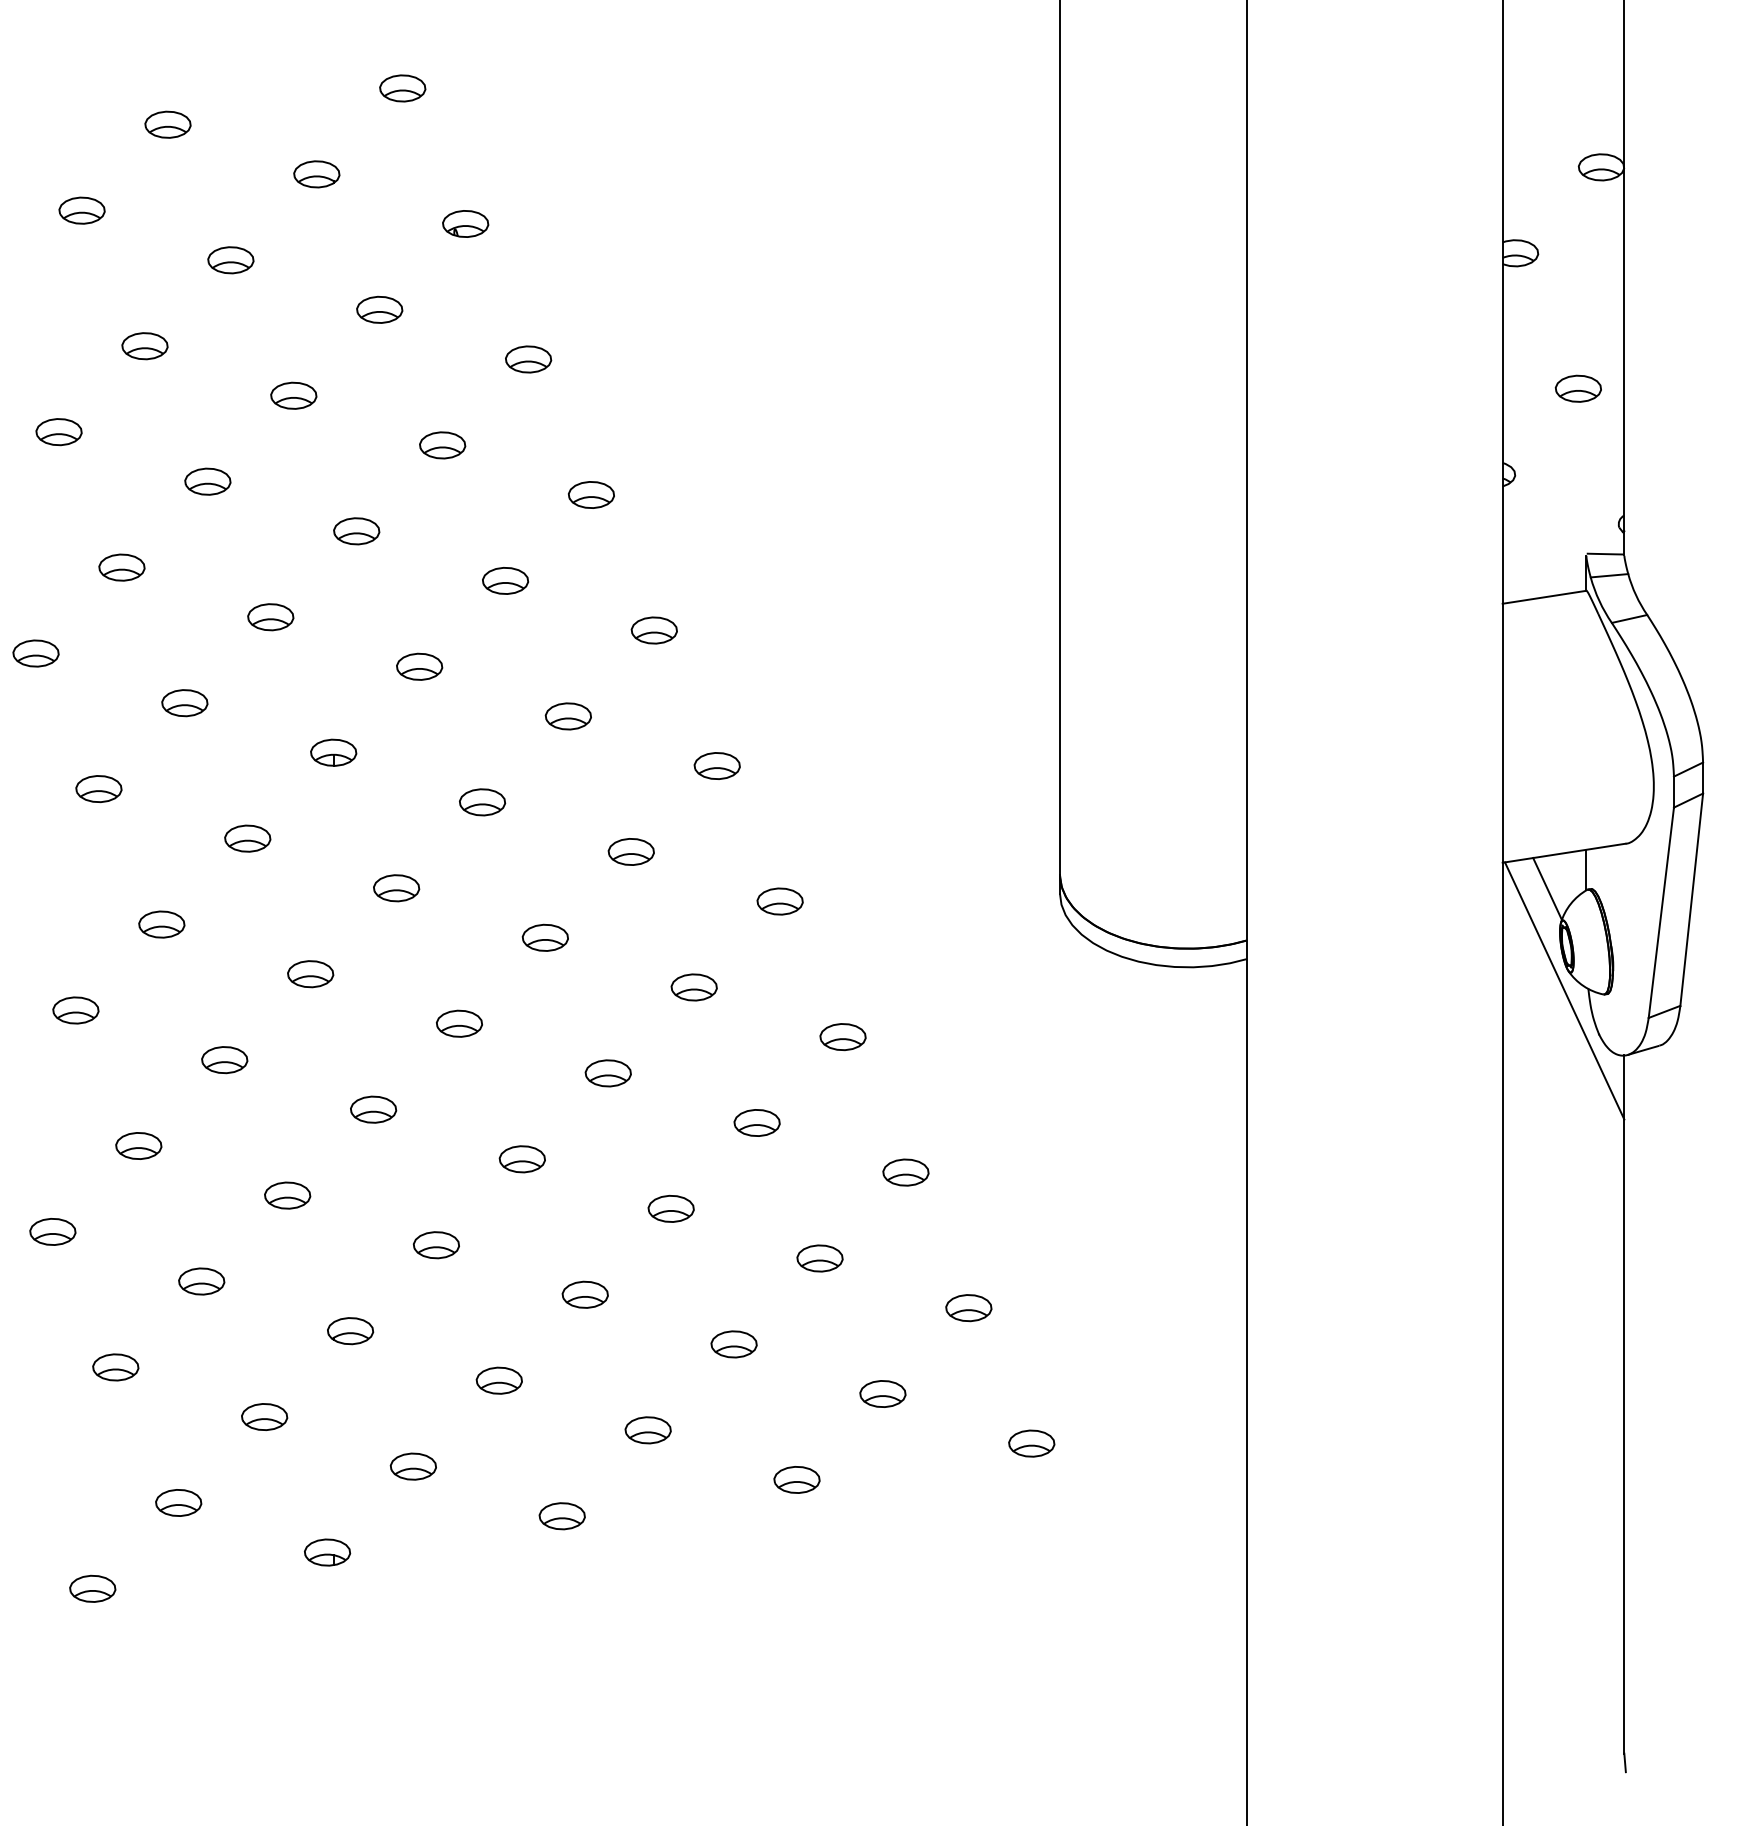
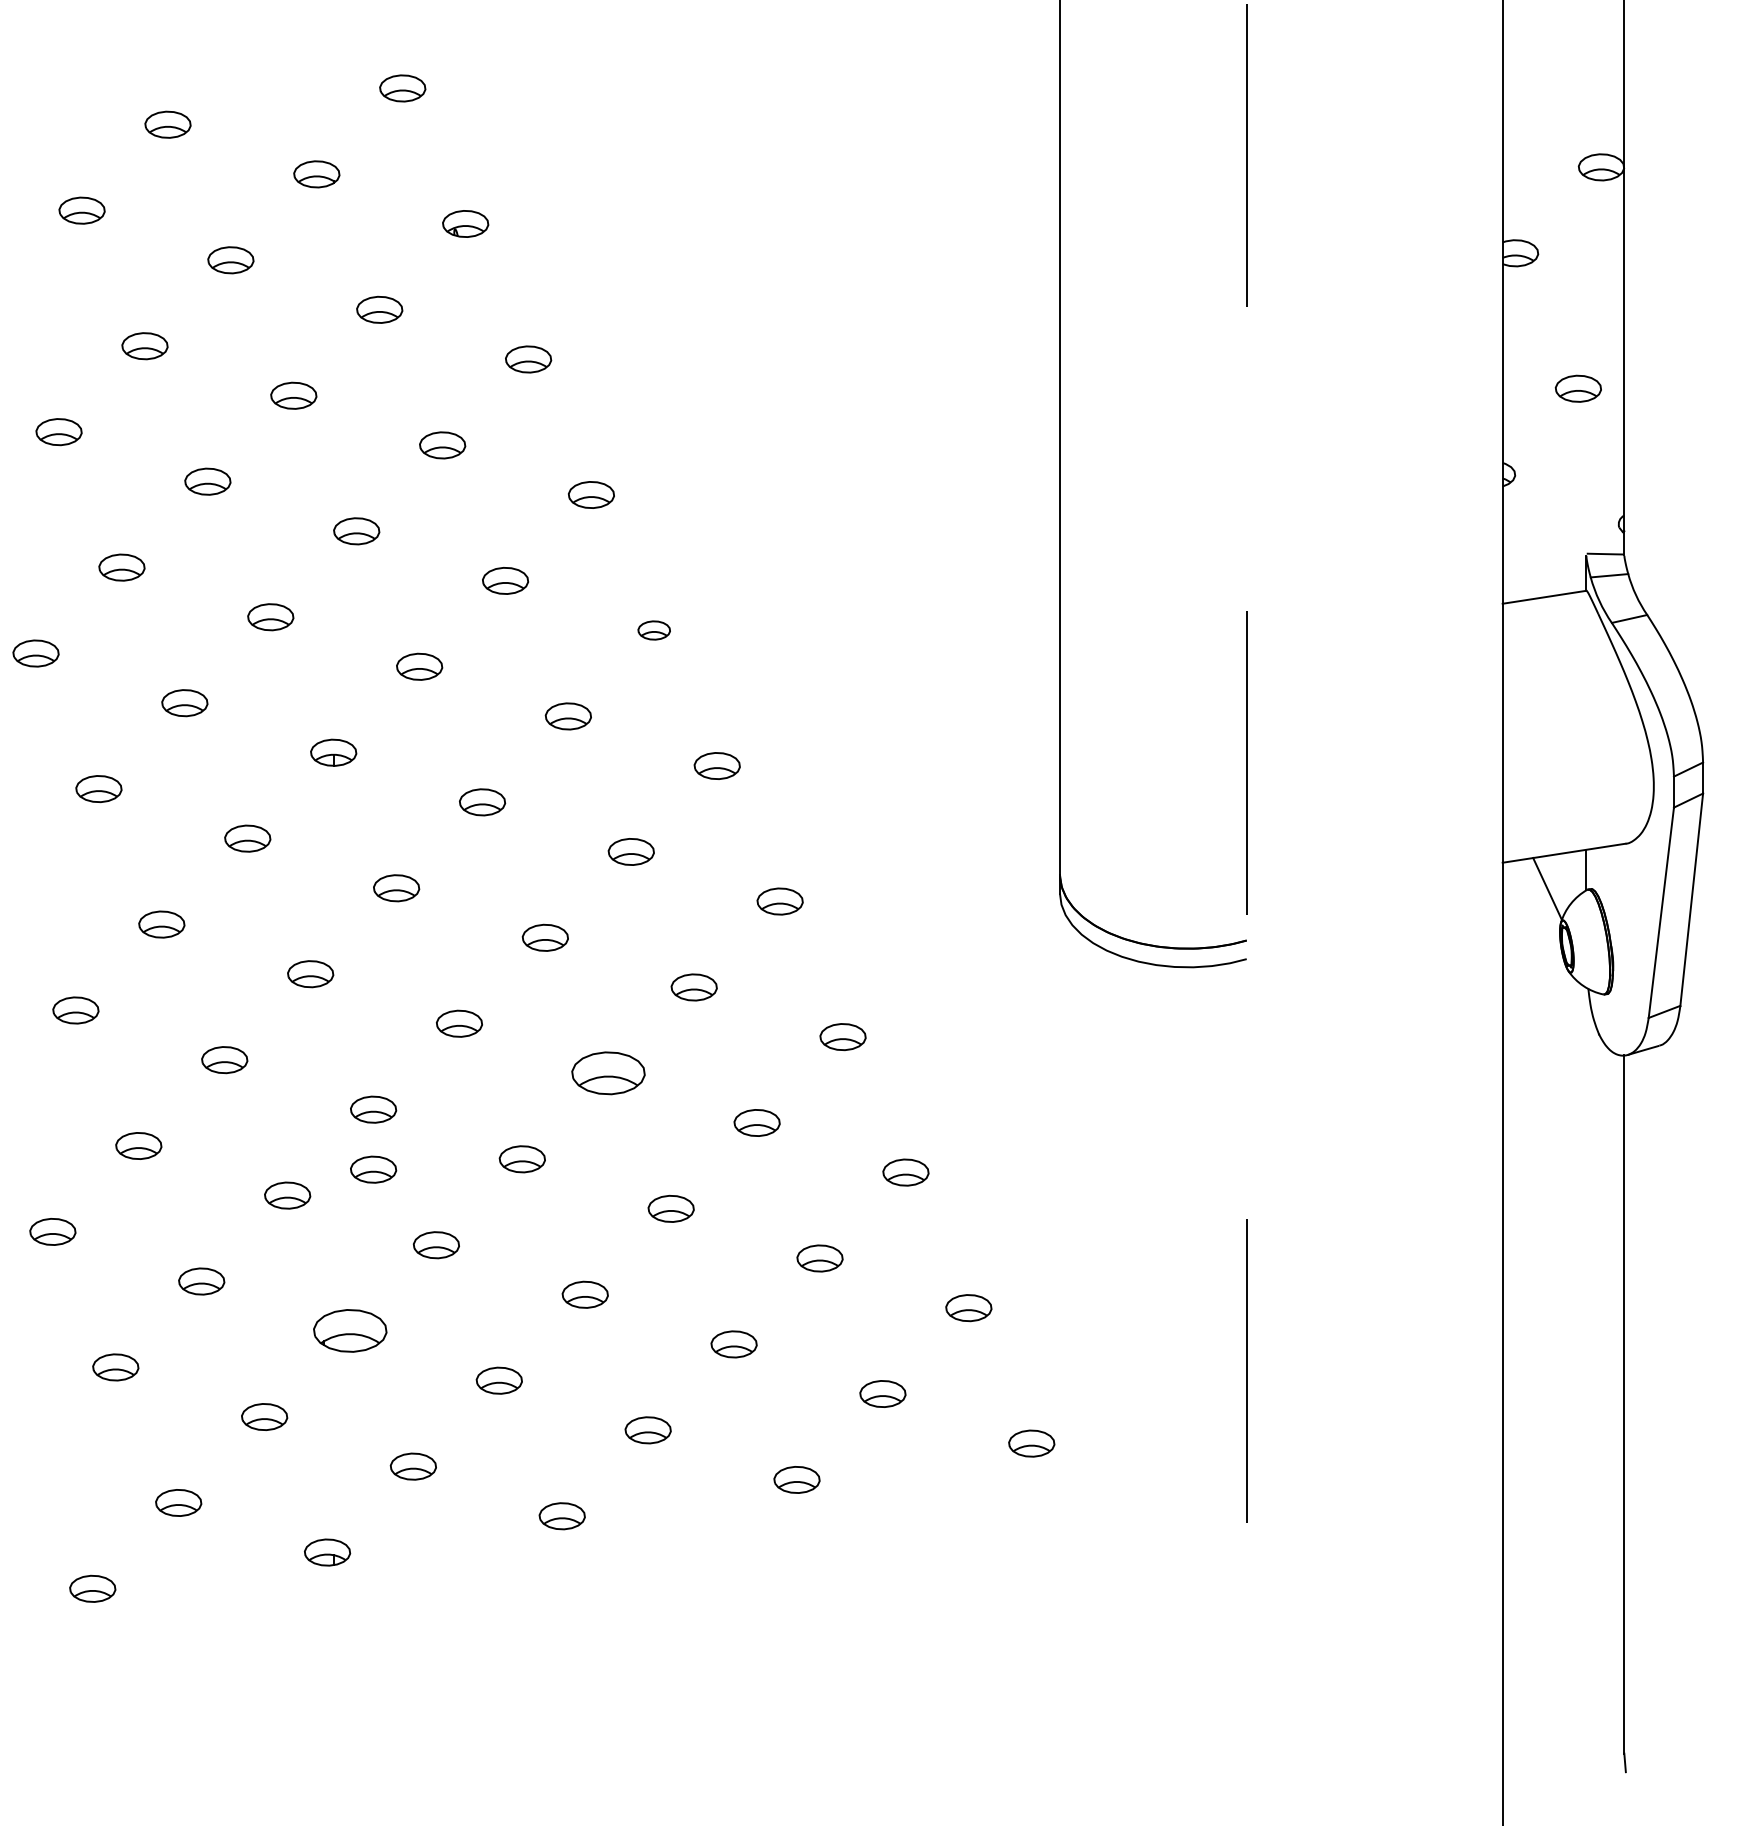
part size: 48x29 px -> 34x21 px (653, 630)
line: solid -> dashed (1246, 913)
line: present -> none (1564, 990)
part size: 48x29 px -> 75x45 px (608, 1073)
part: none -> present (373, 1169)
part size: 48x29 px -> 75x44 px (350, 1330)
